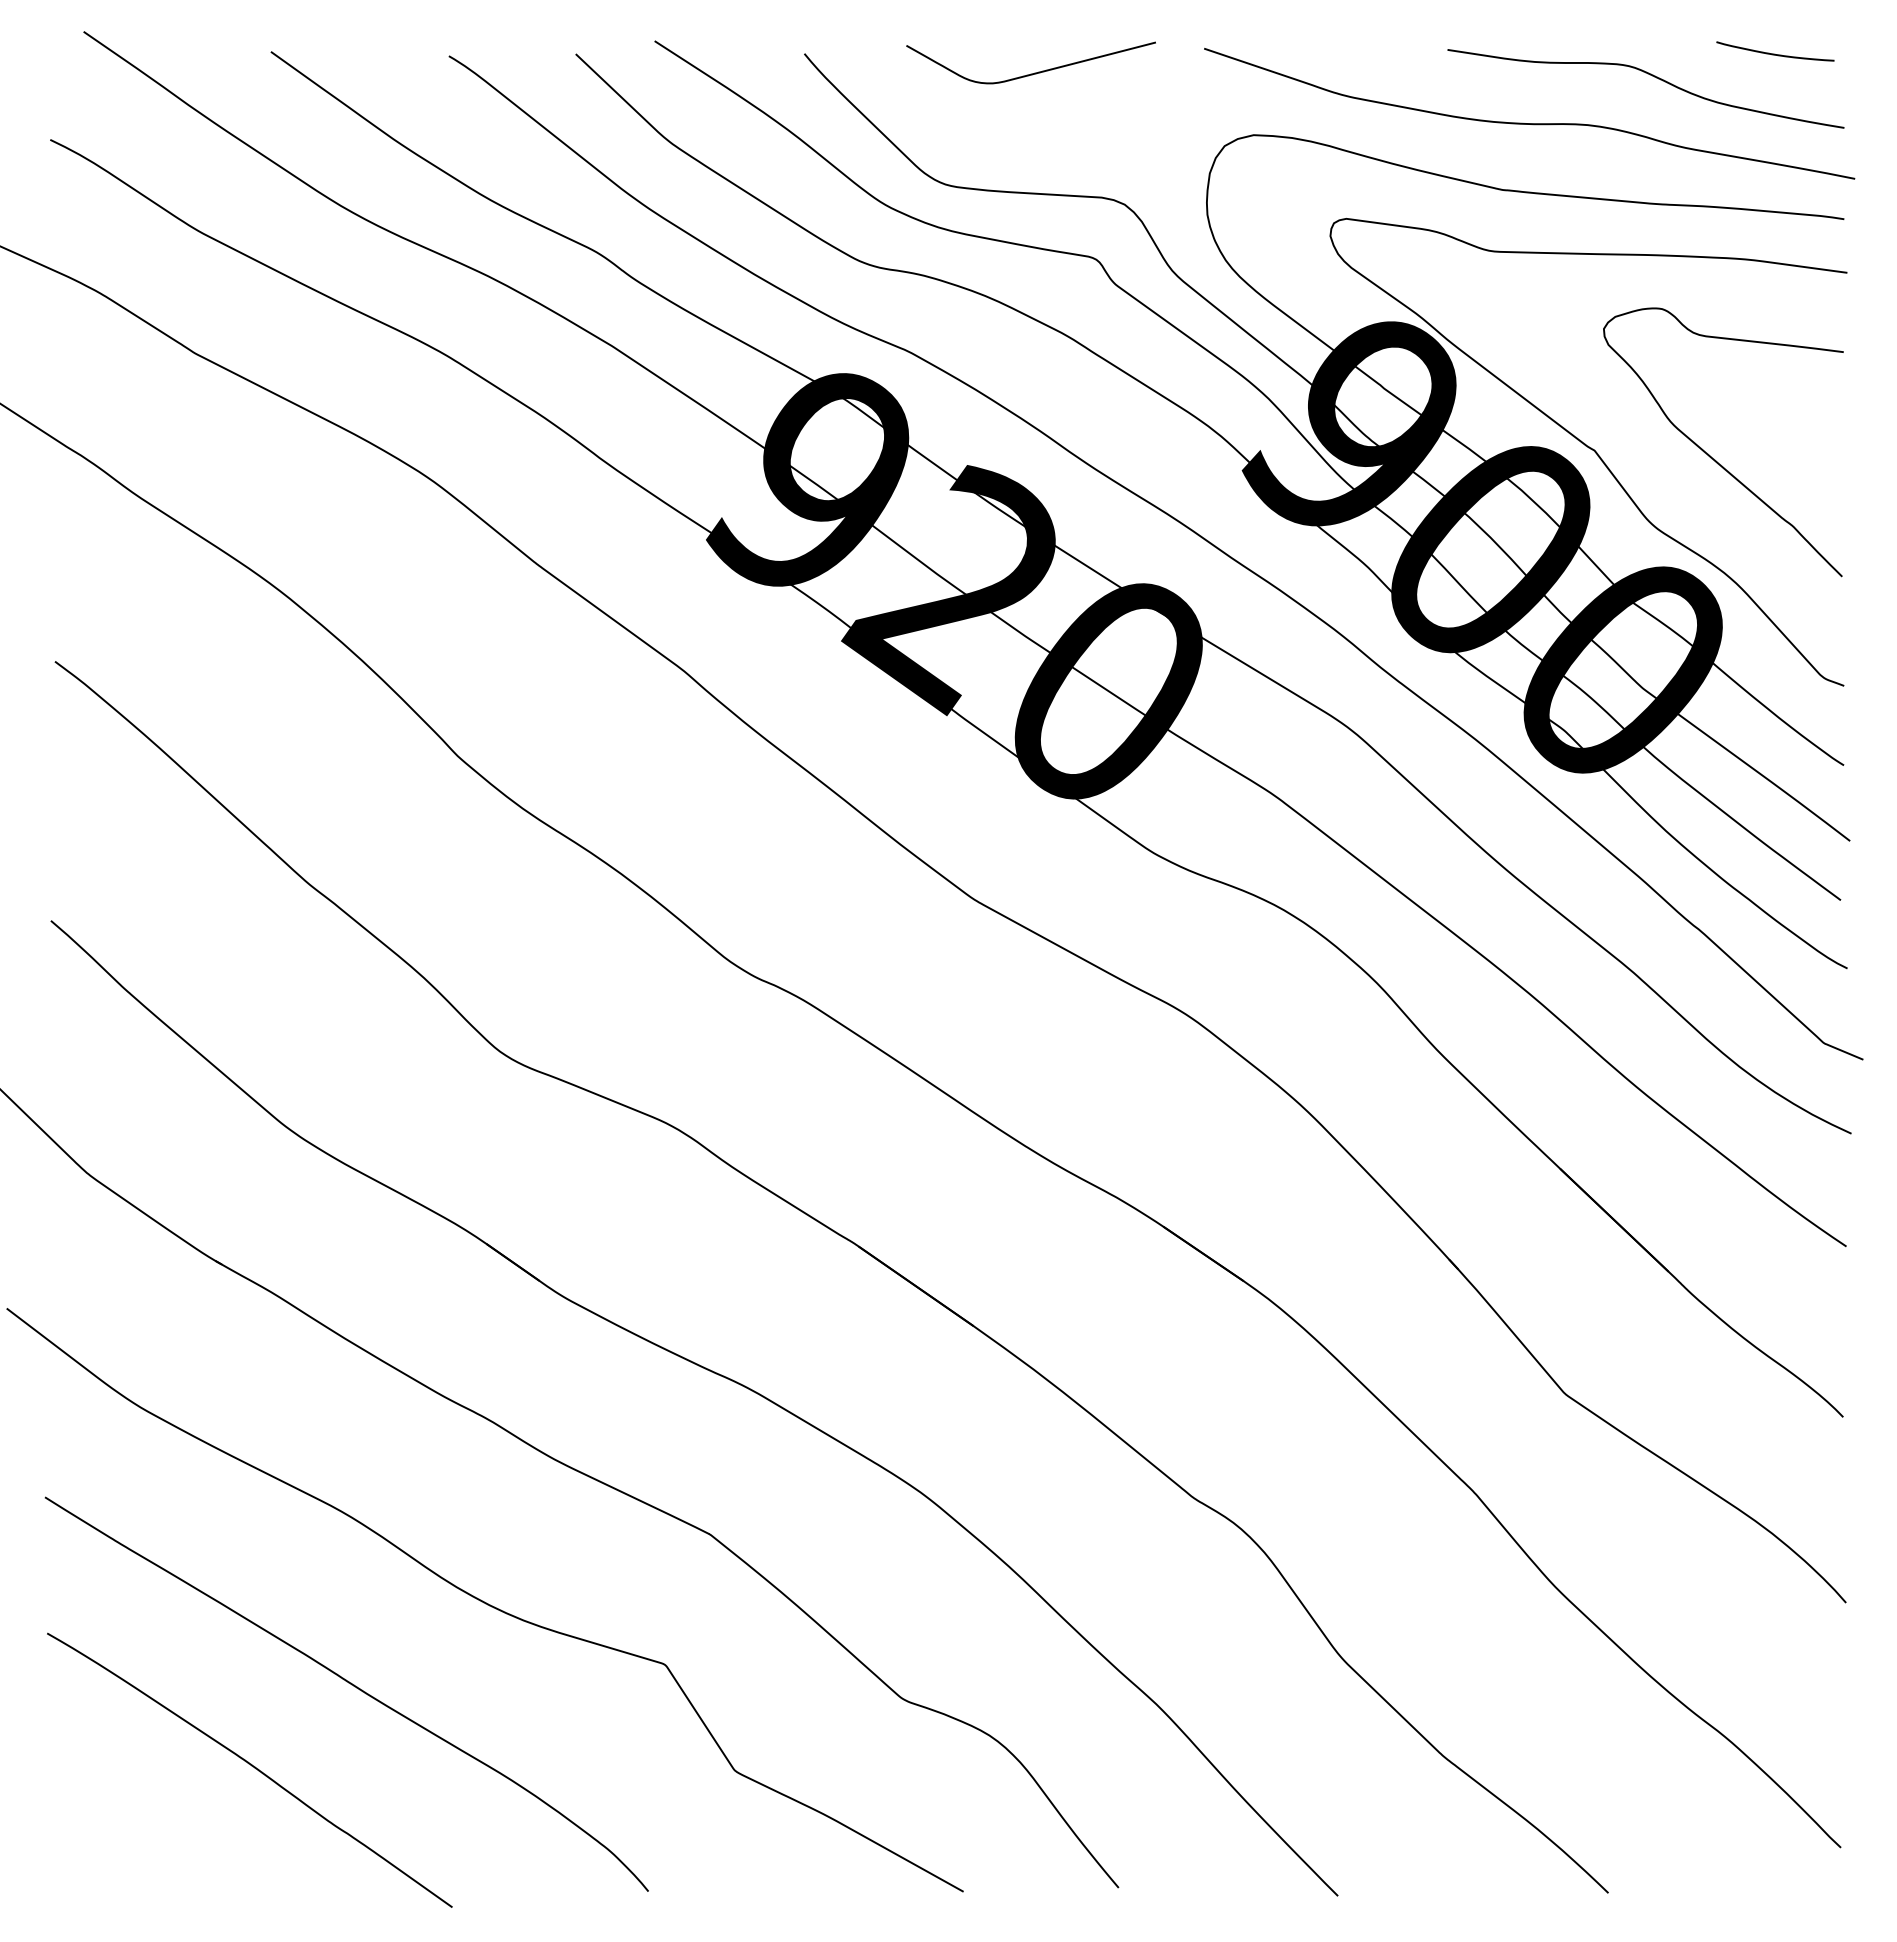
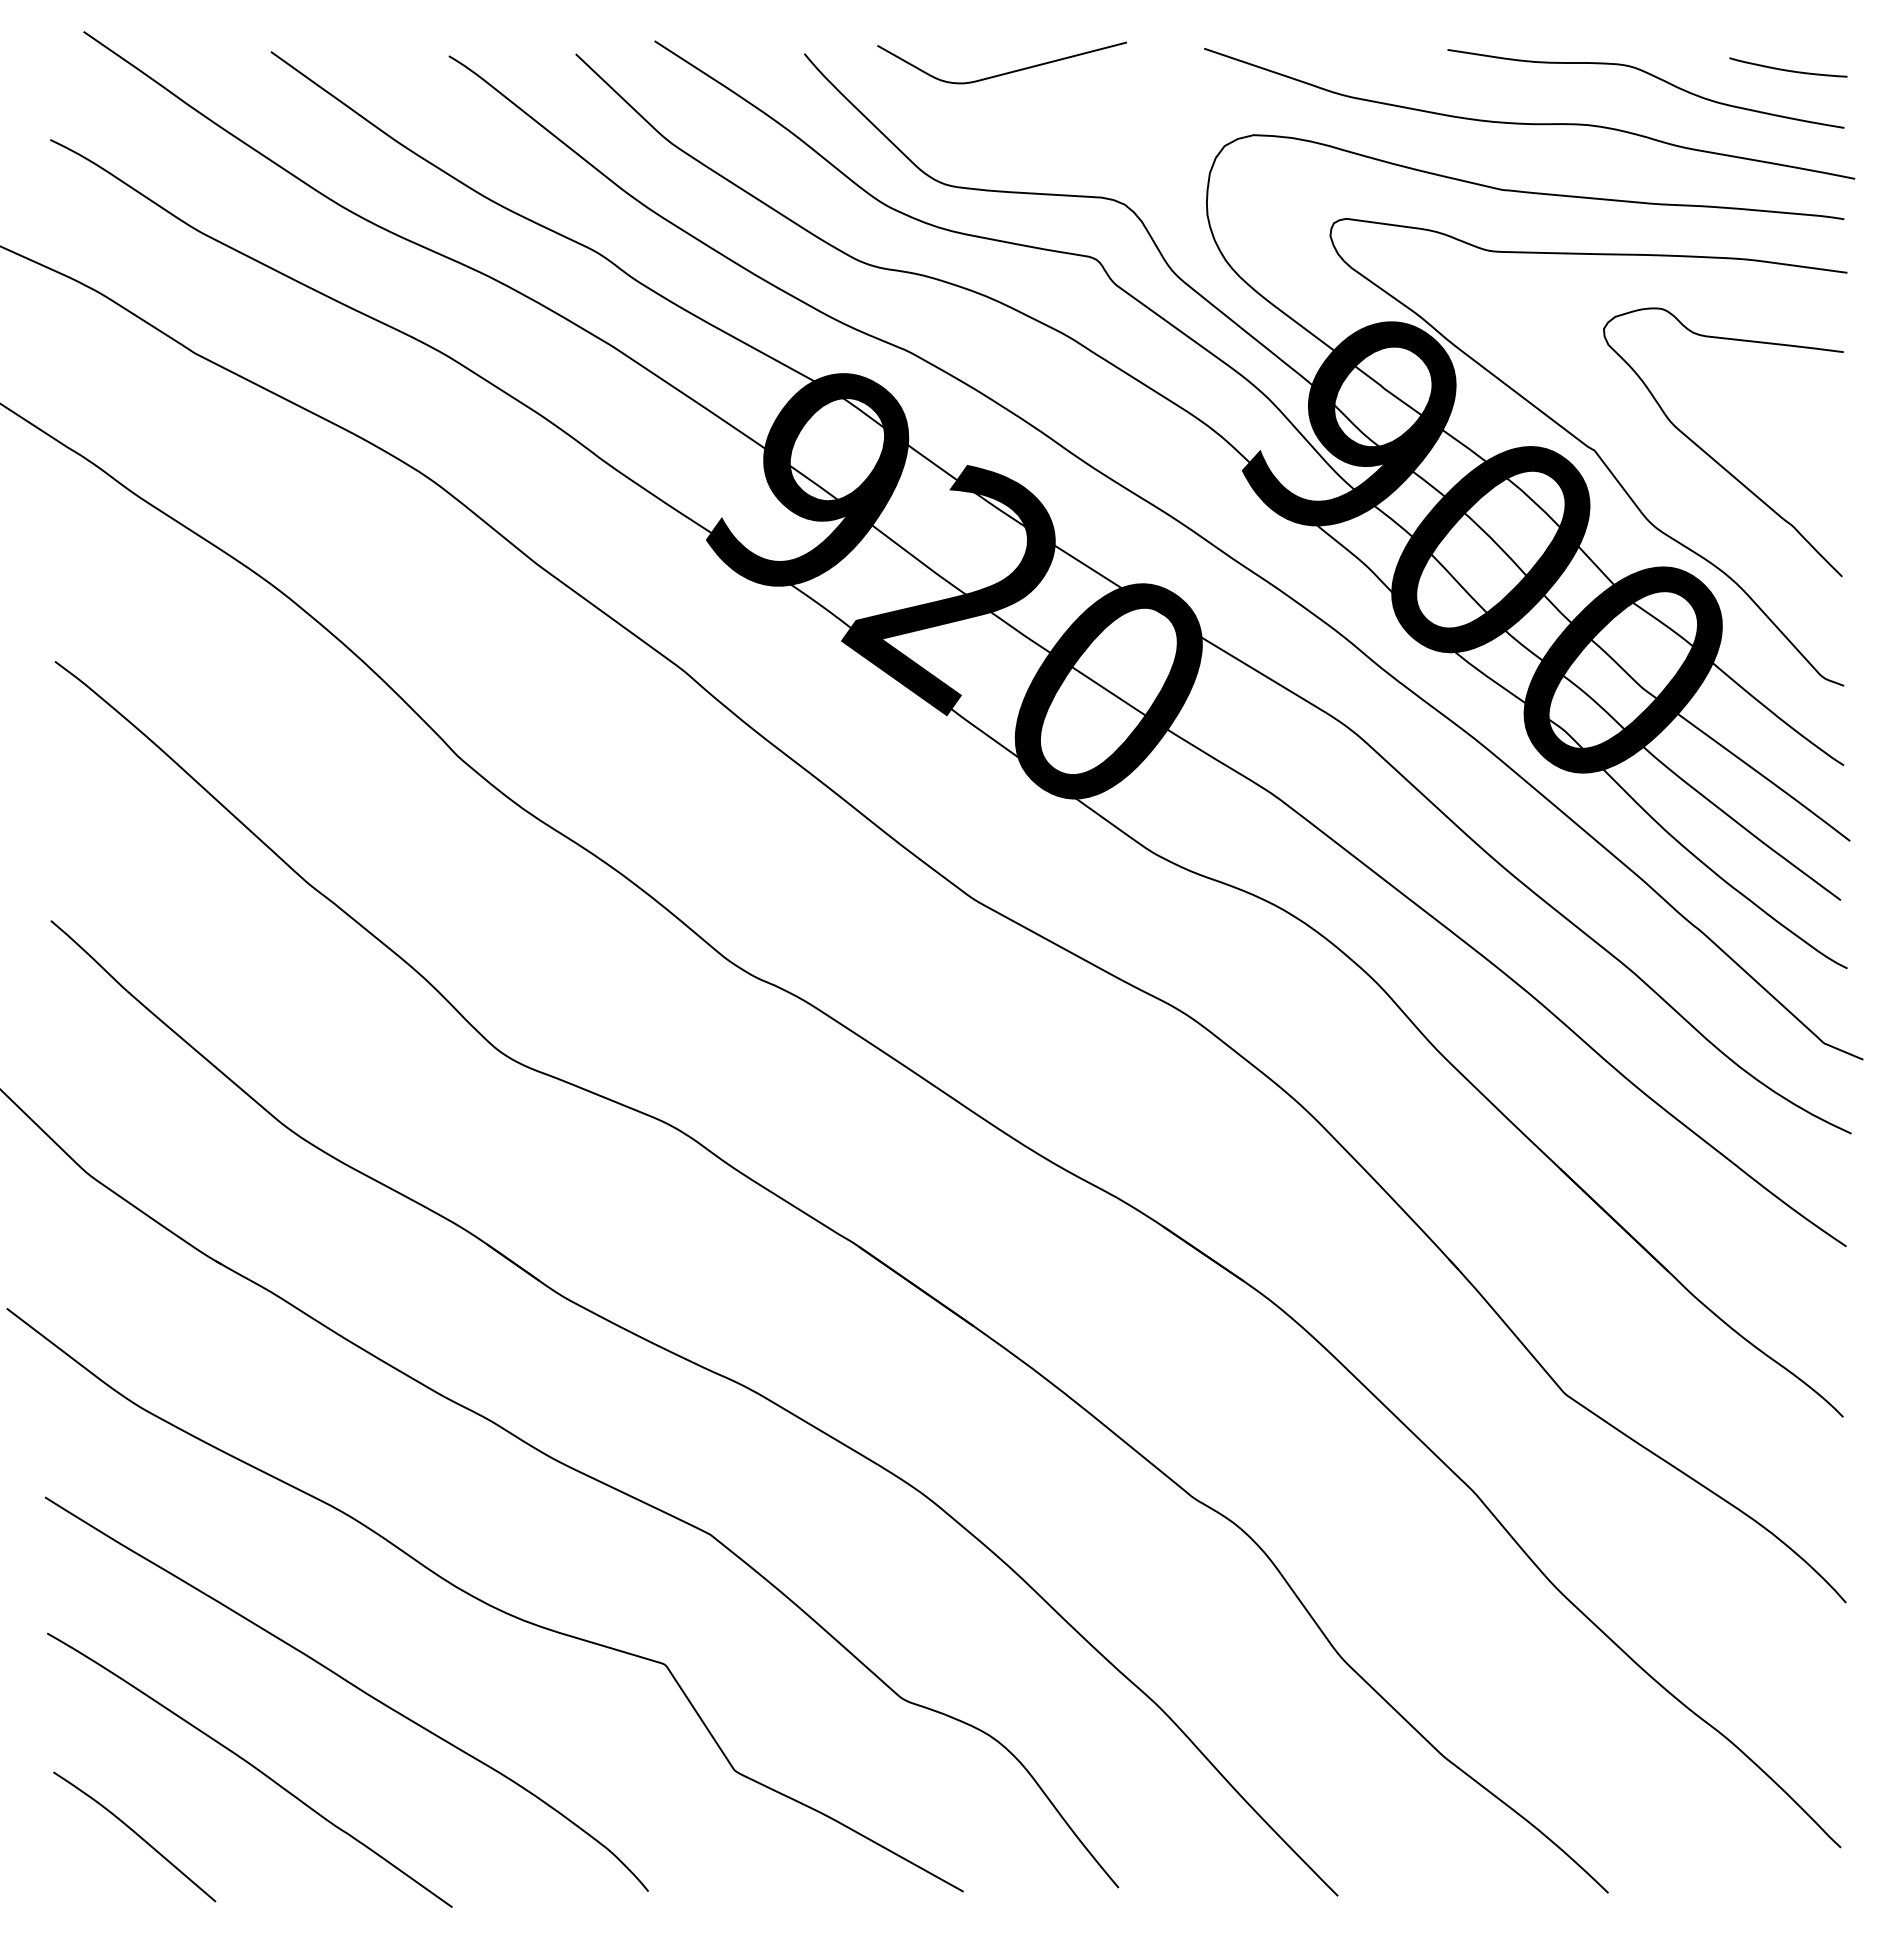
curve position: (1775, 53) -> (1788, 69) (1788, 69)
curve position: (1034, 72) -> (1005, 72) (1005, 72)
curve: none -> present (135, 1834)
